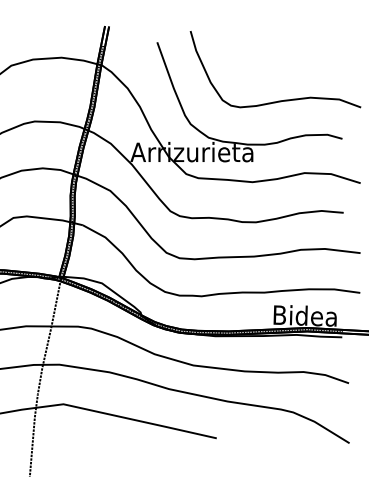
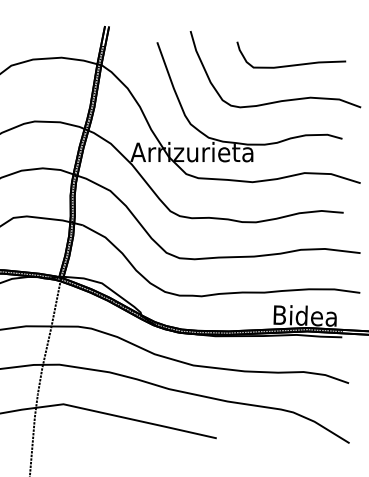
curve: none -> present (291, 64)
